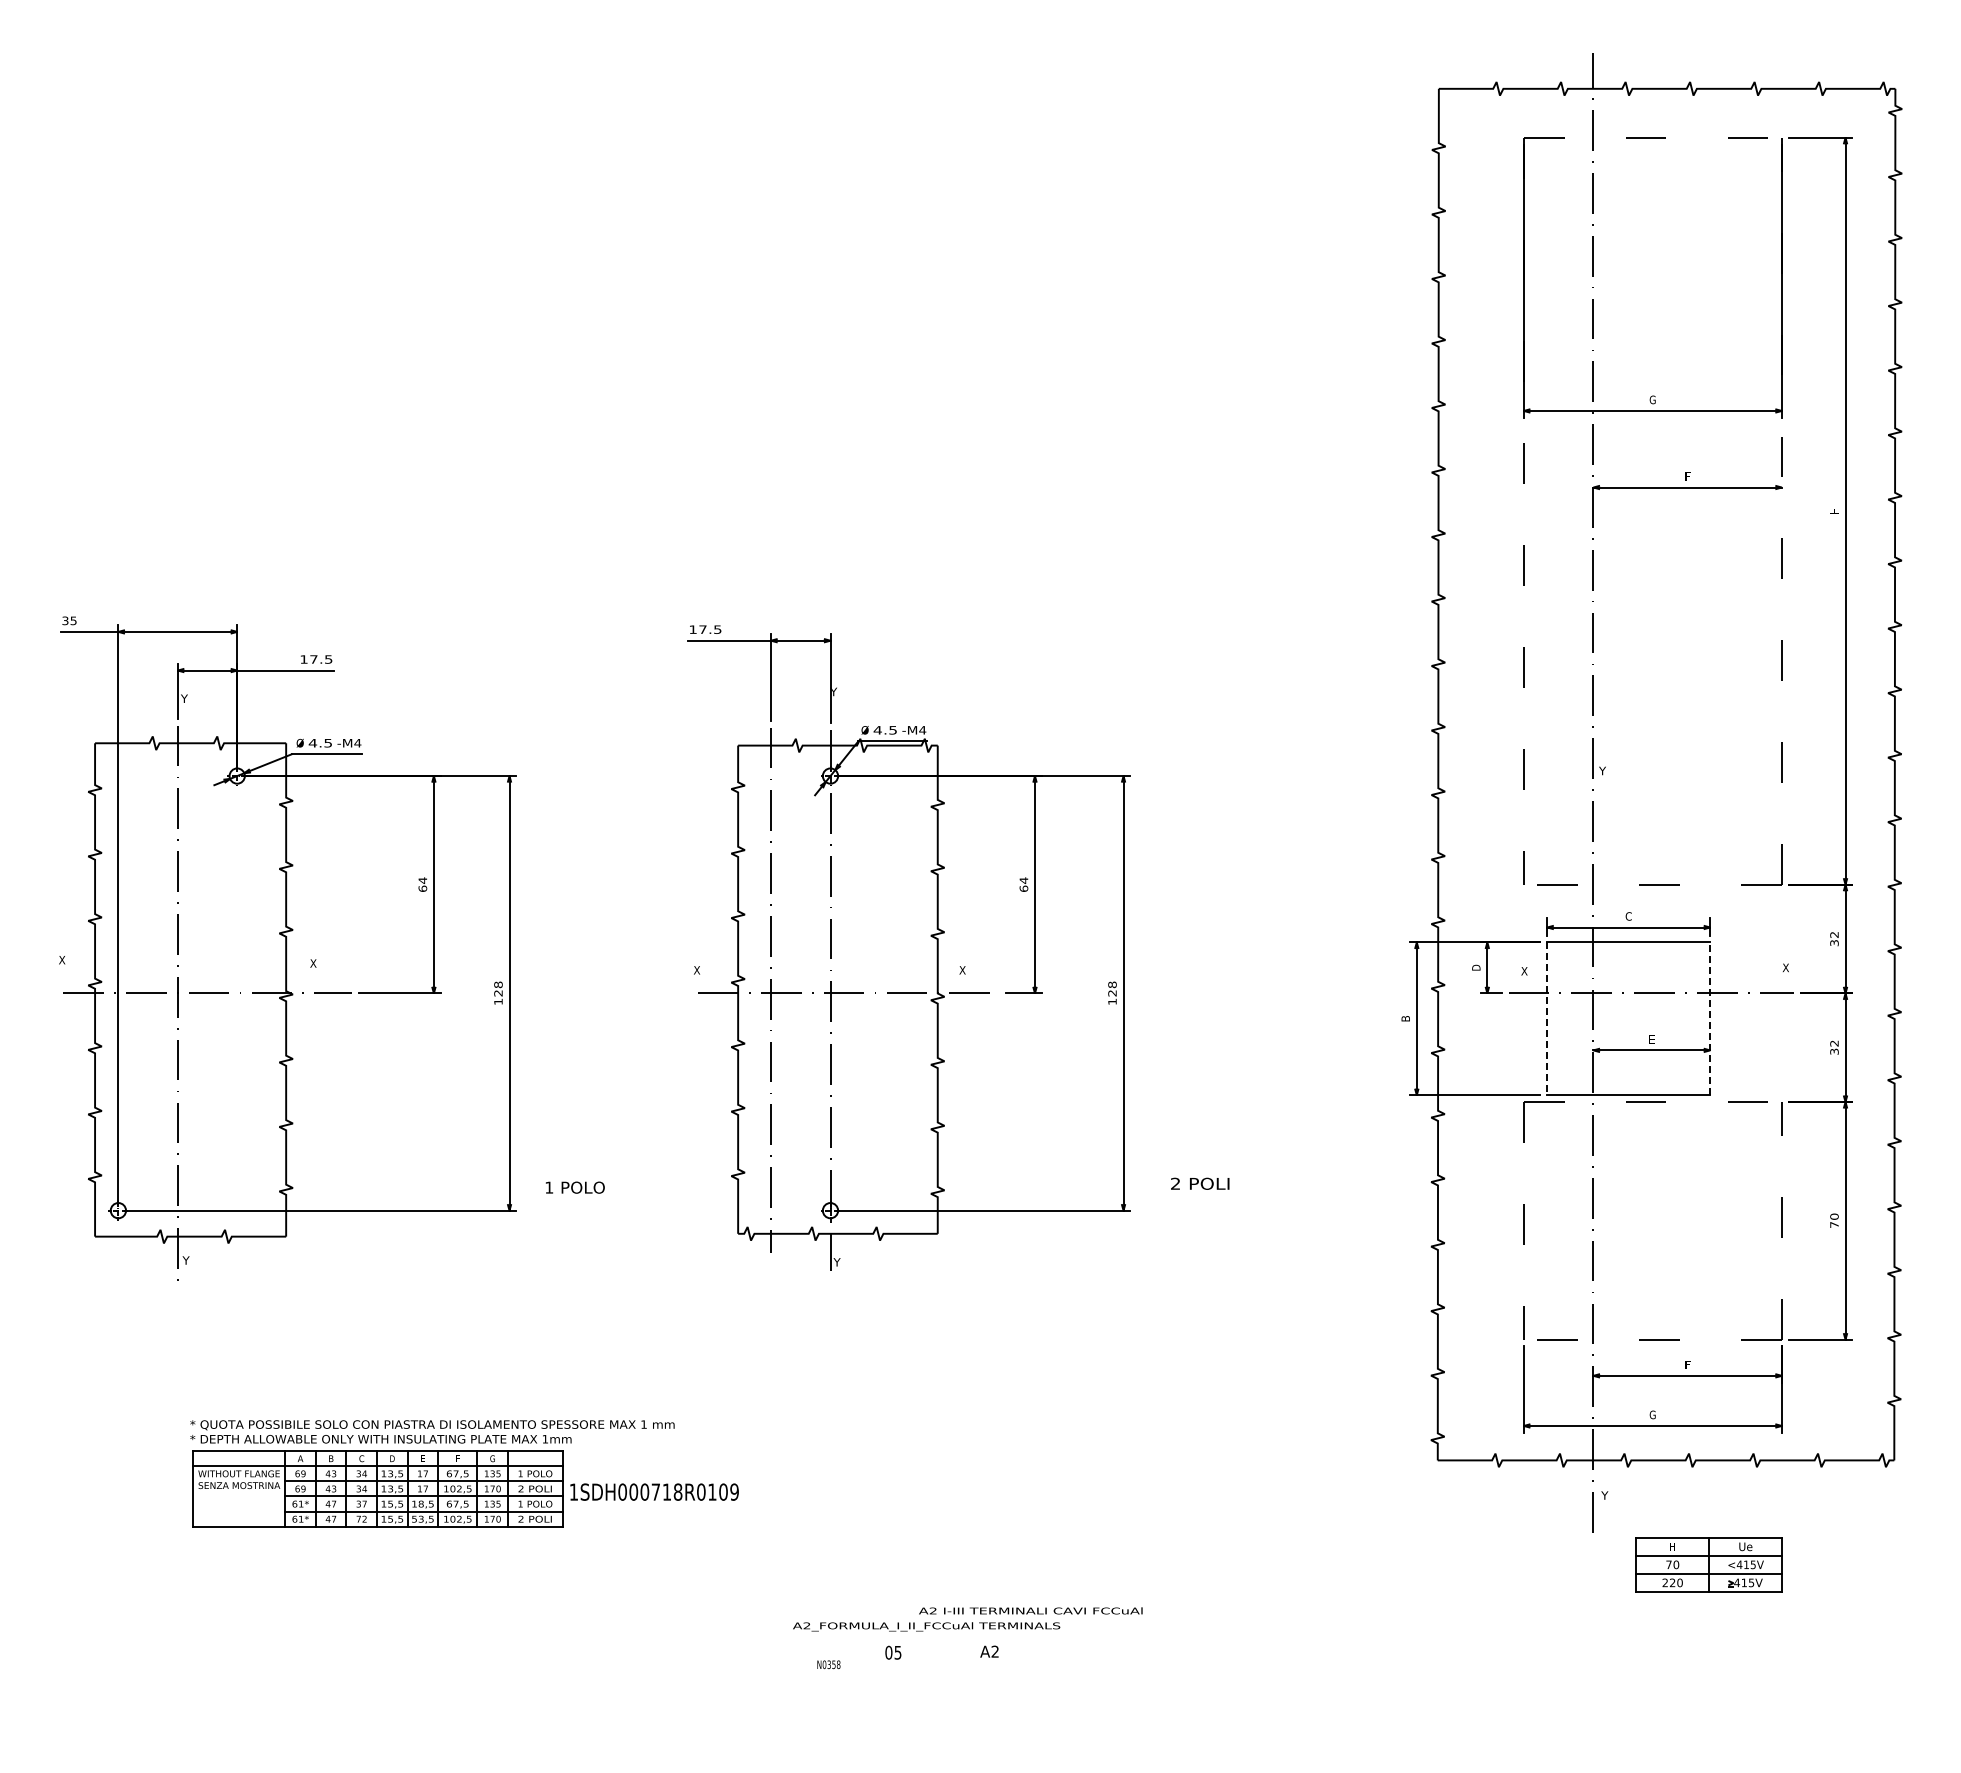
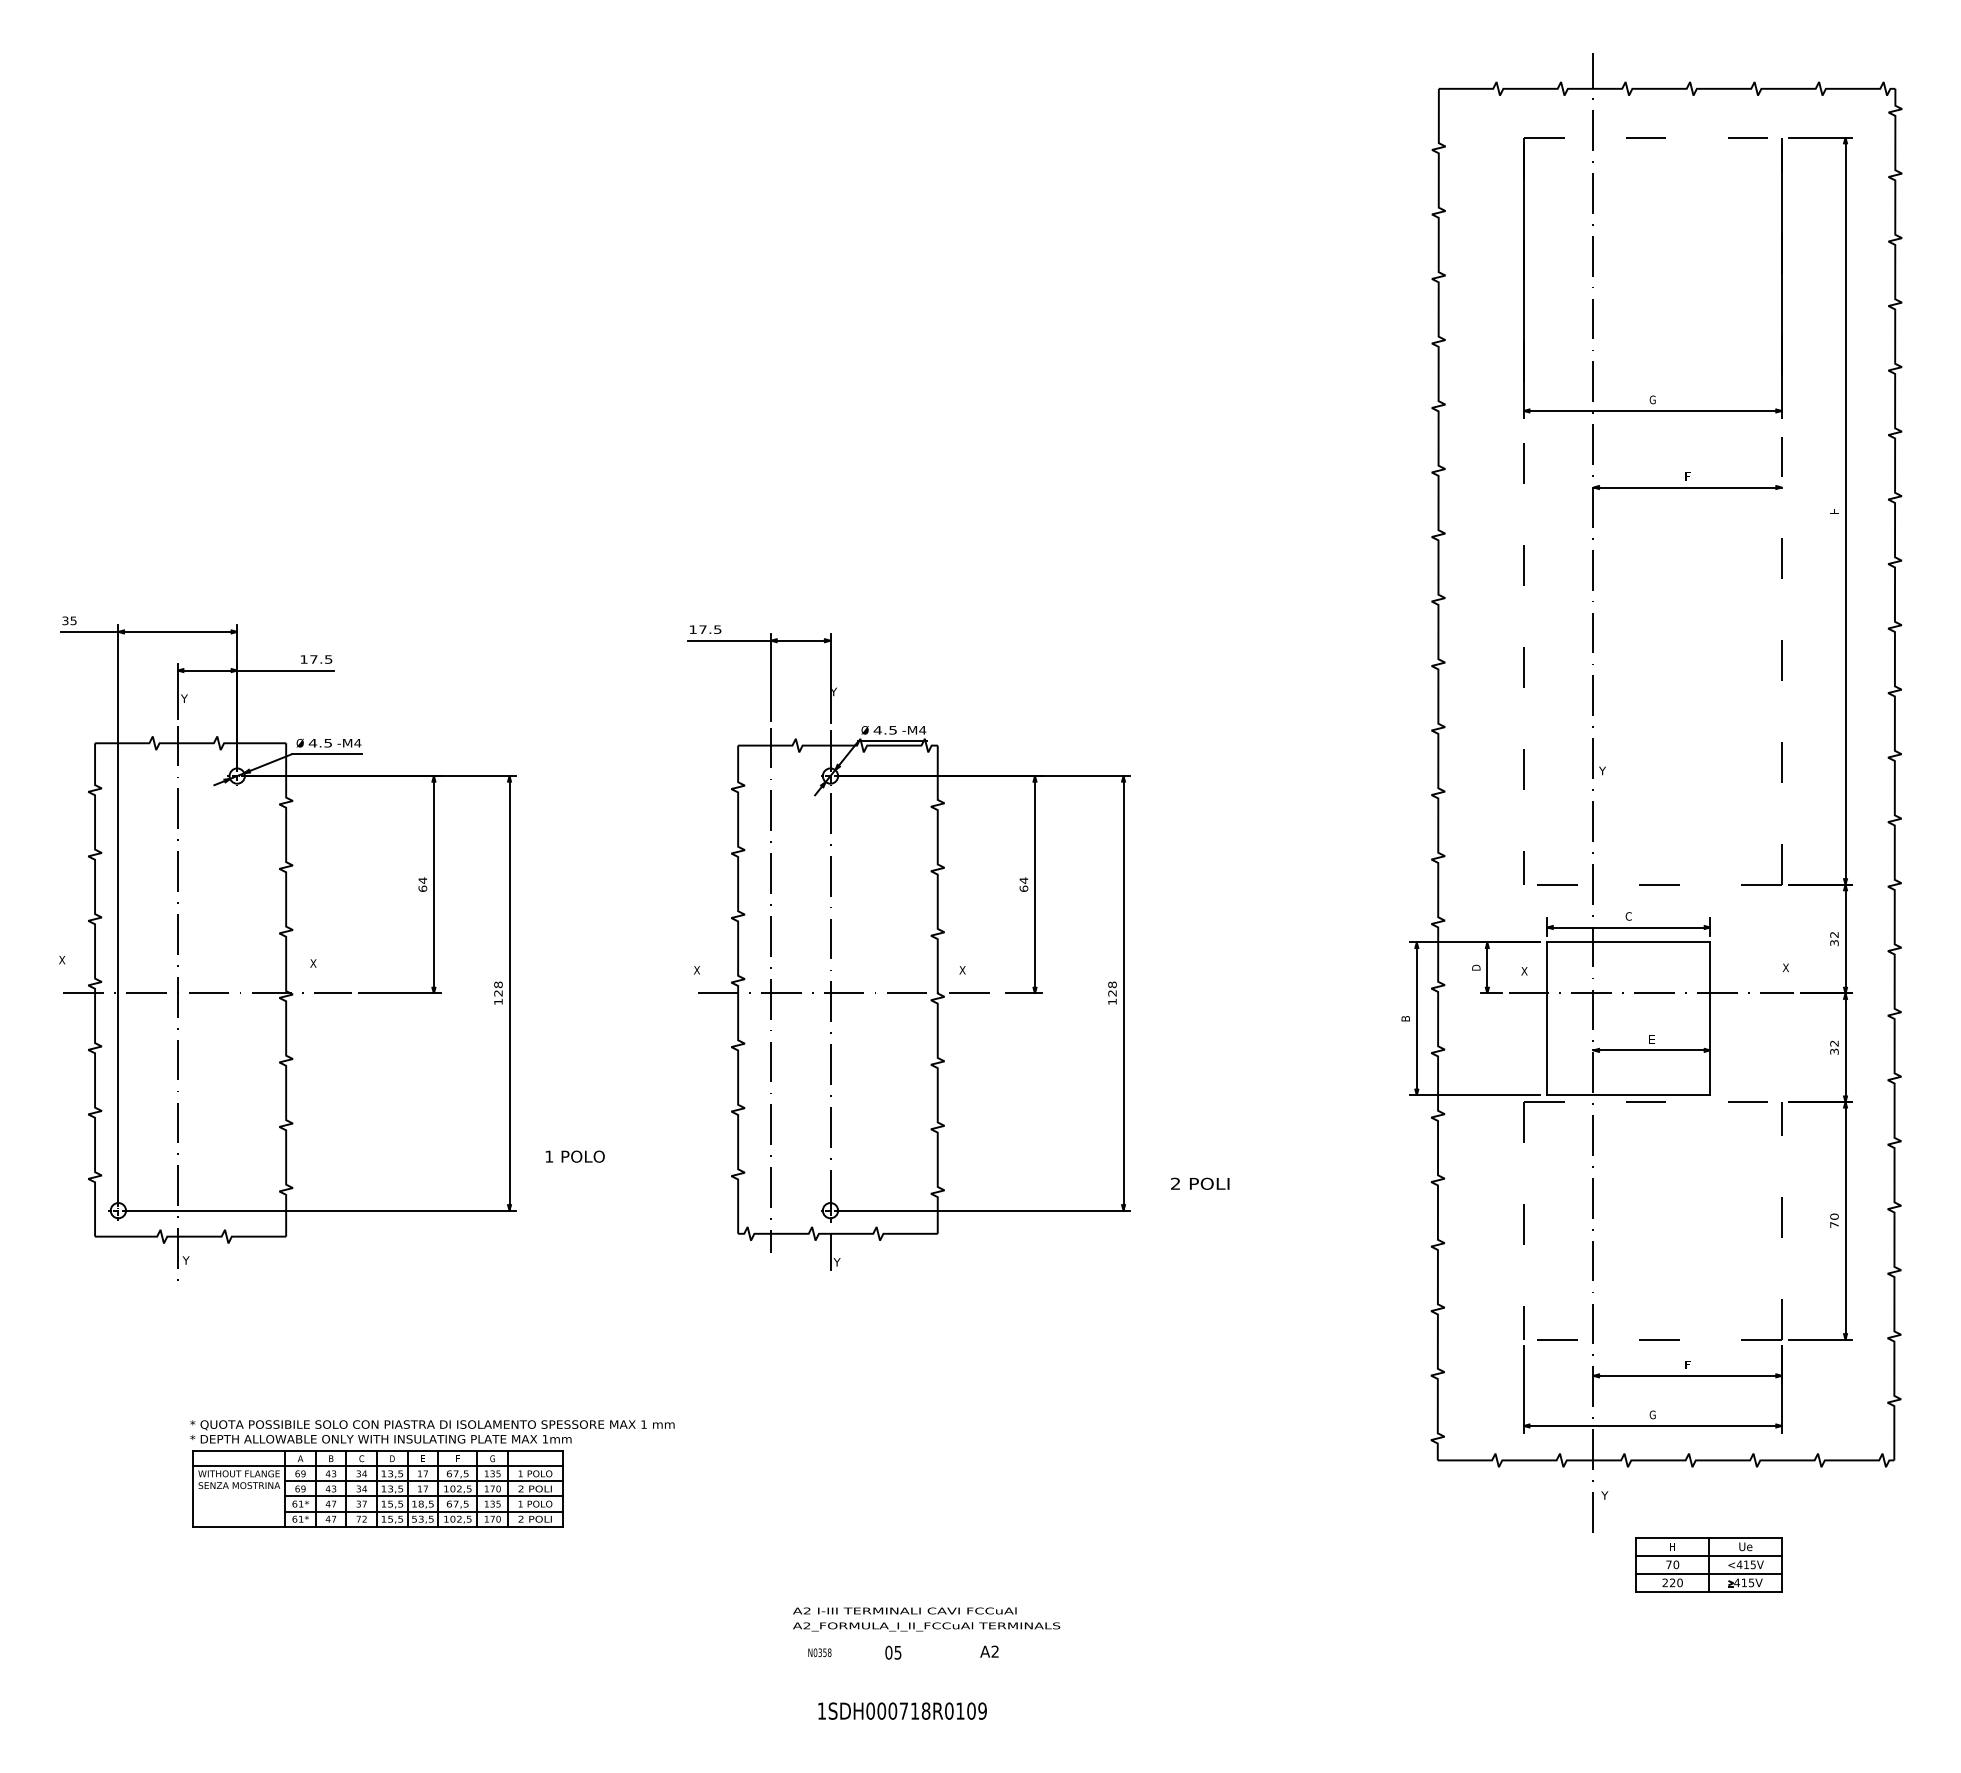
line: dashed -> solid (1710, 1018)
line: dashed -> solid (1547, 1019)
text position: (575, 1187) -> (575, 1156) (575, 1156)
text position: (654, 1491) -> (902, 1710) (902, 1710)
text position: (1030, 1610) -> (904, 1610) (904, 1610)
text position: (828, 1664) -> (819, 1652) (819, 1652)
